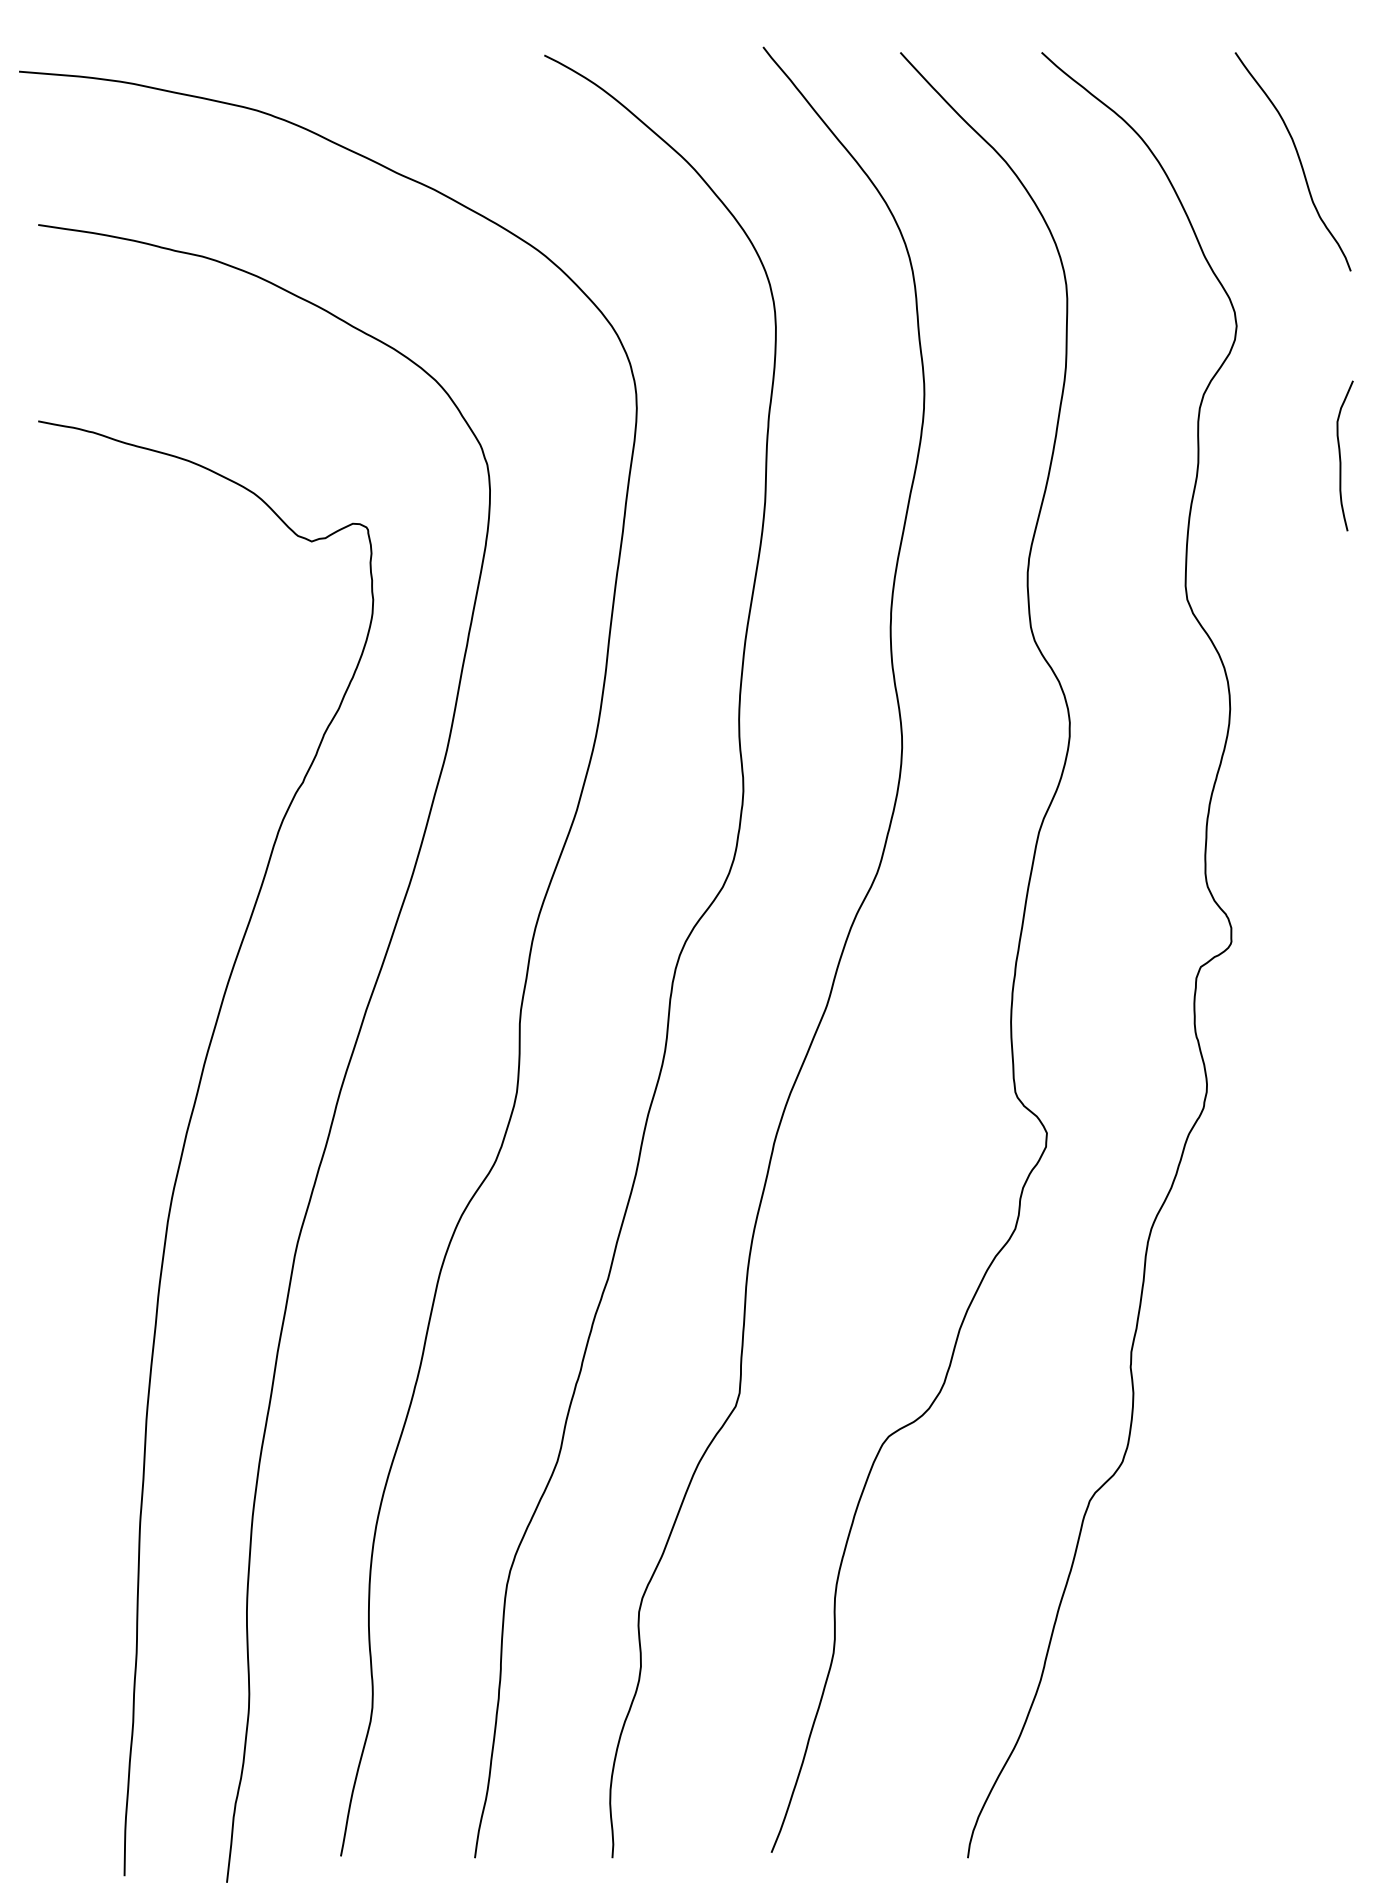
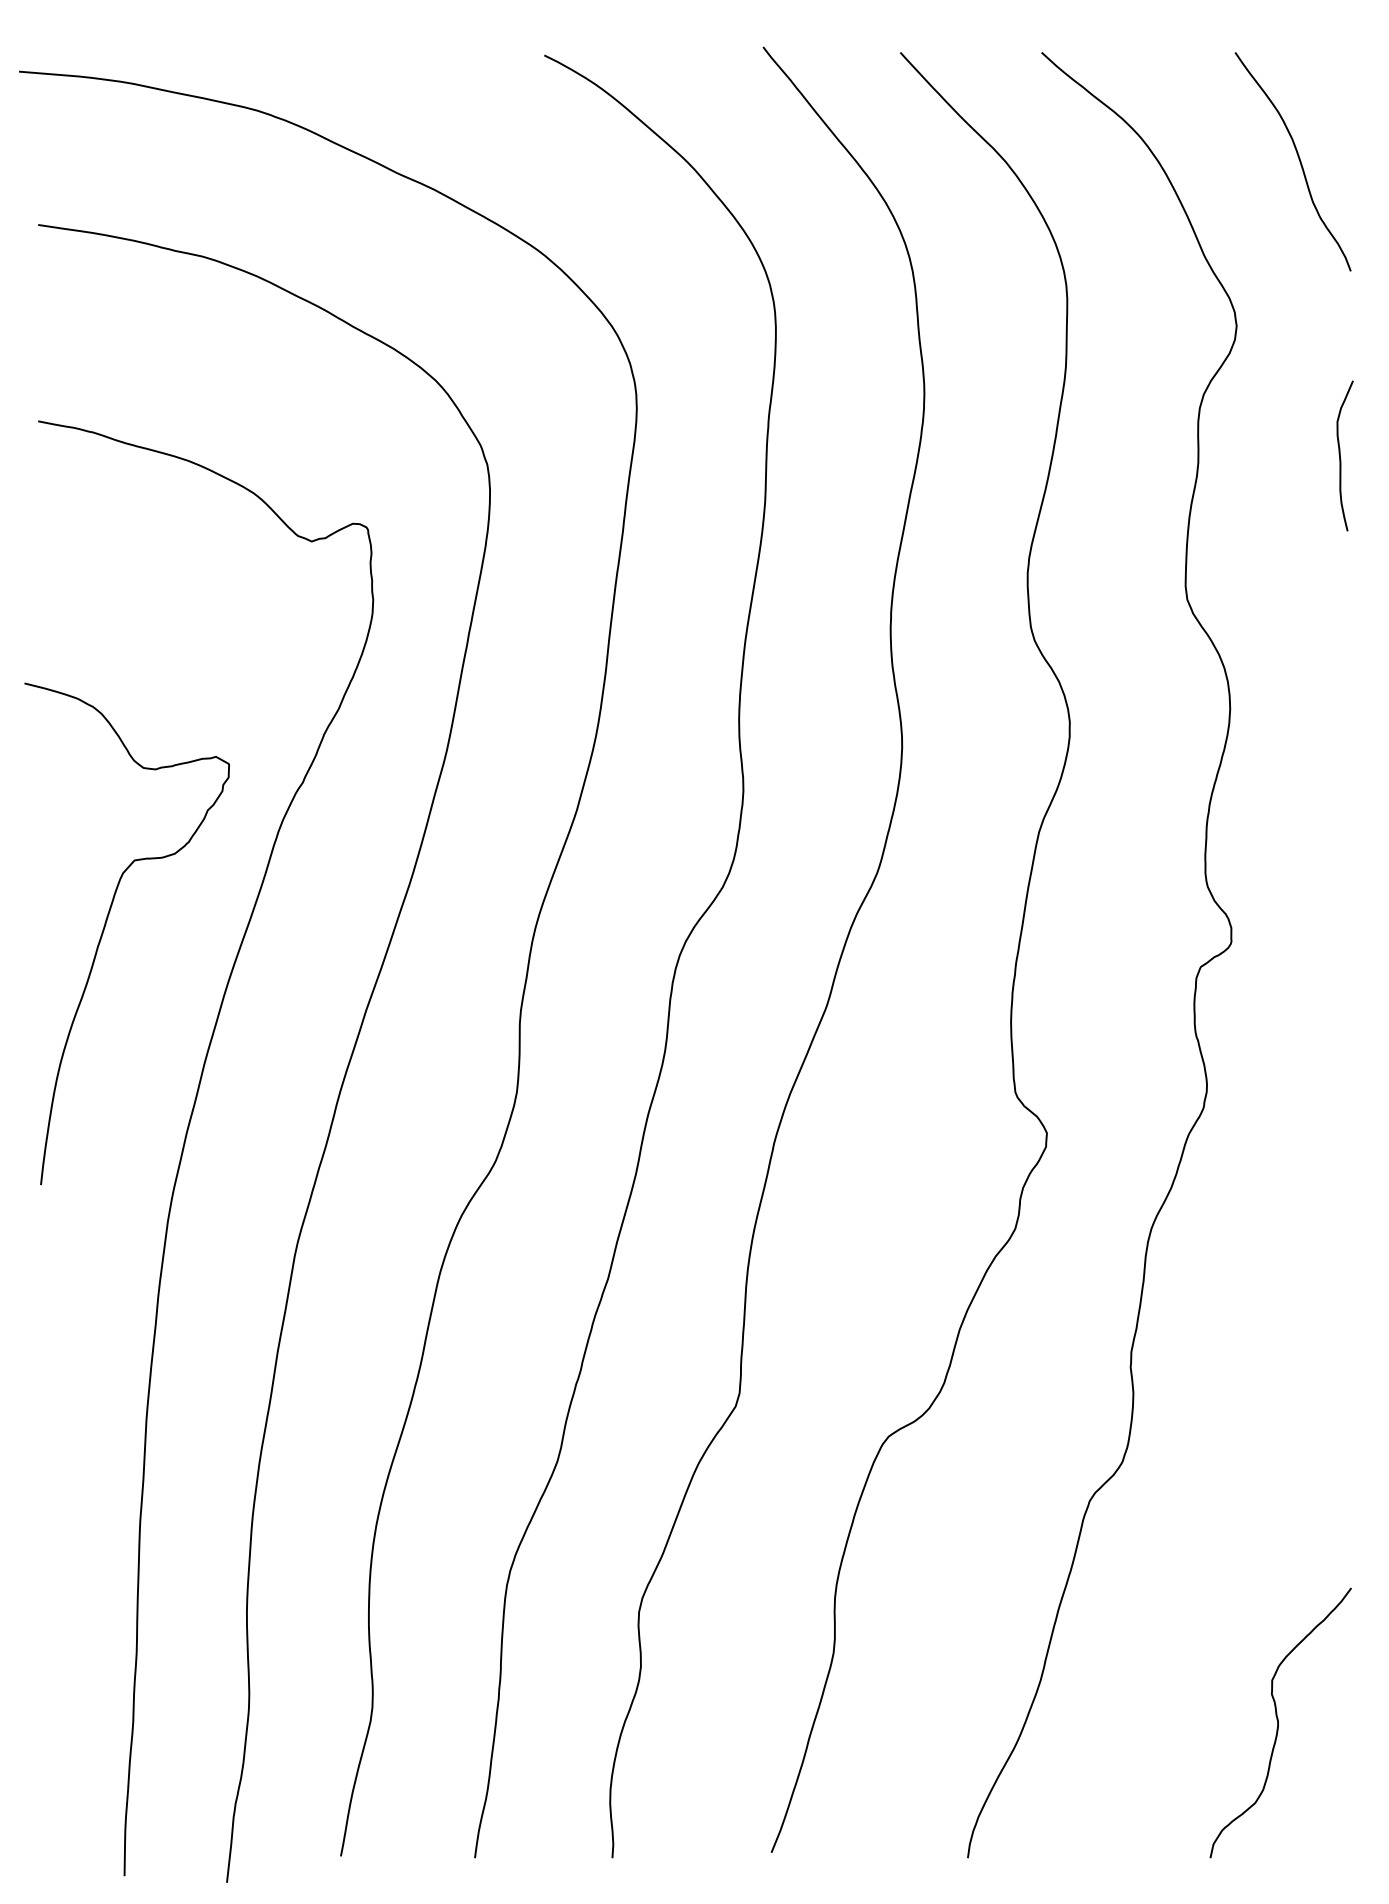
curve: none -> present (105, 927)
curve: none -> present (1278, 1722)
